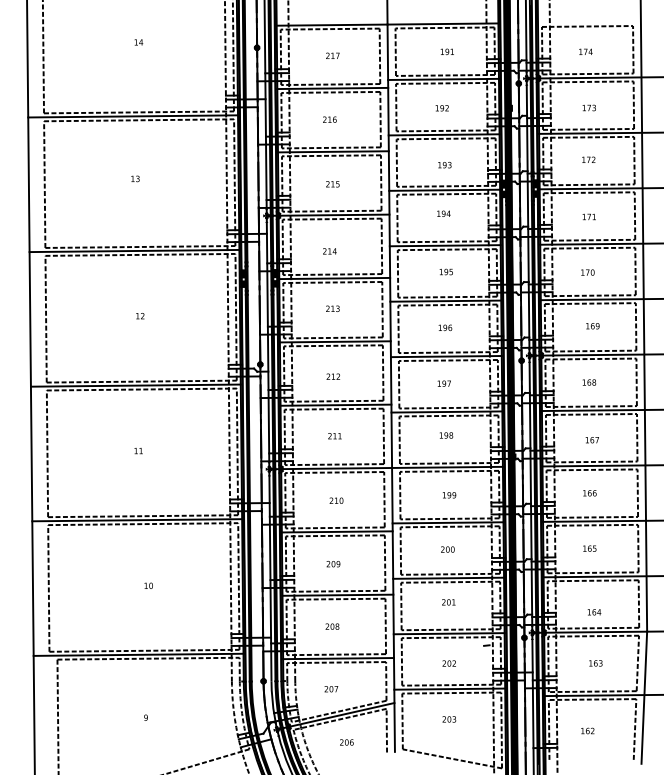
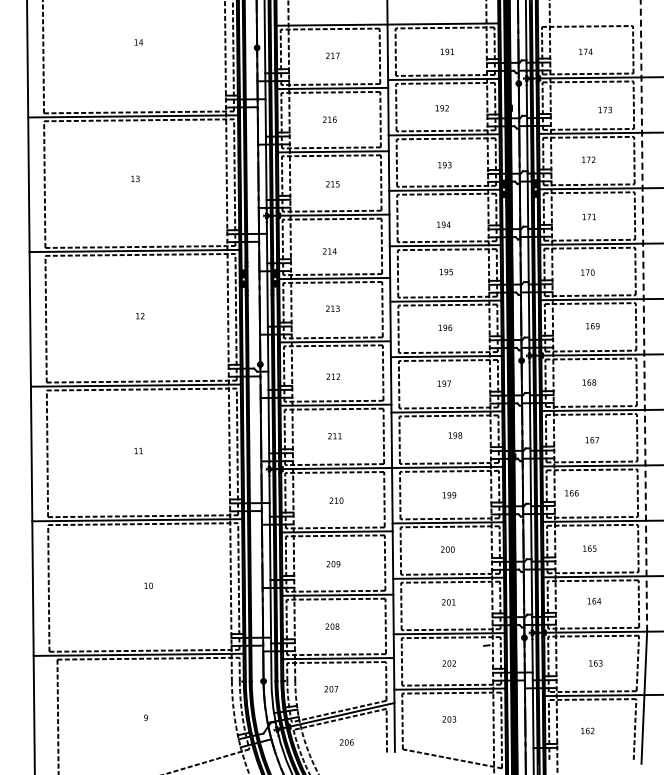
text position: (588, 107) -> (604, 109) (604, 109)
text position: (443, 213) -> (443, 224) (443, 224)
line: solid -> dashed (643, 315)
text position: (446, 435) -> (455, 435) (455, 435)
text position: (589, 493) -> (571, 493) (571, 493)
text position: (594, 612) -> (594, 601) (594, 601)
